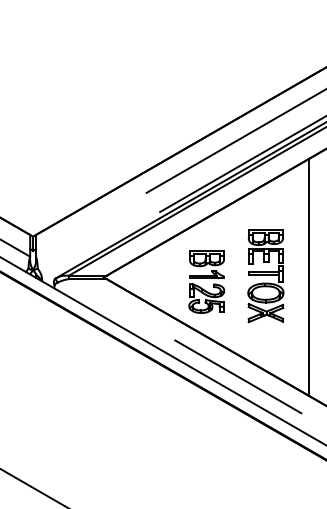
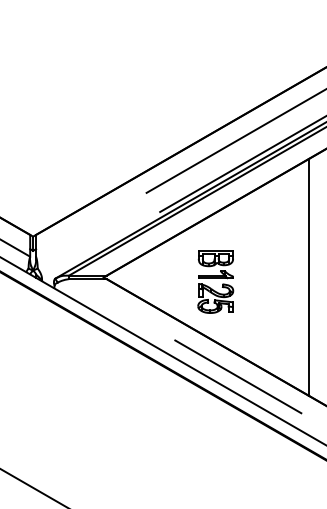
part: present -> none (265, 276)
part position: (206, 281) -> (215, 281) (215, 281)
